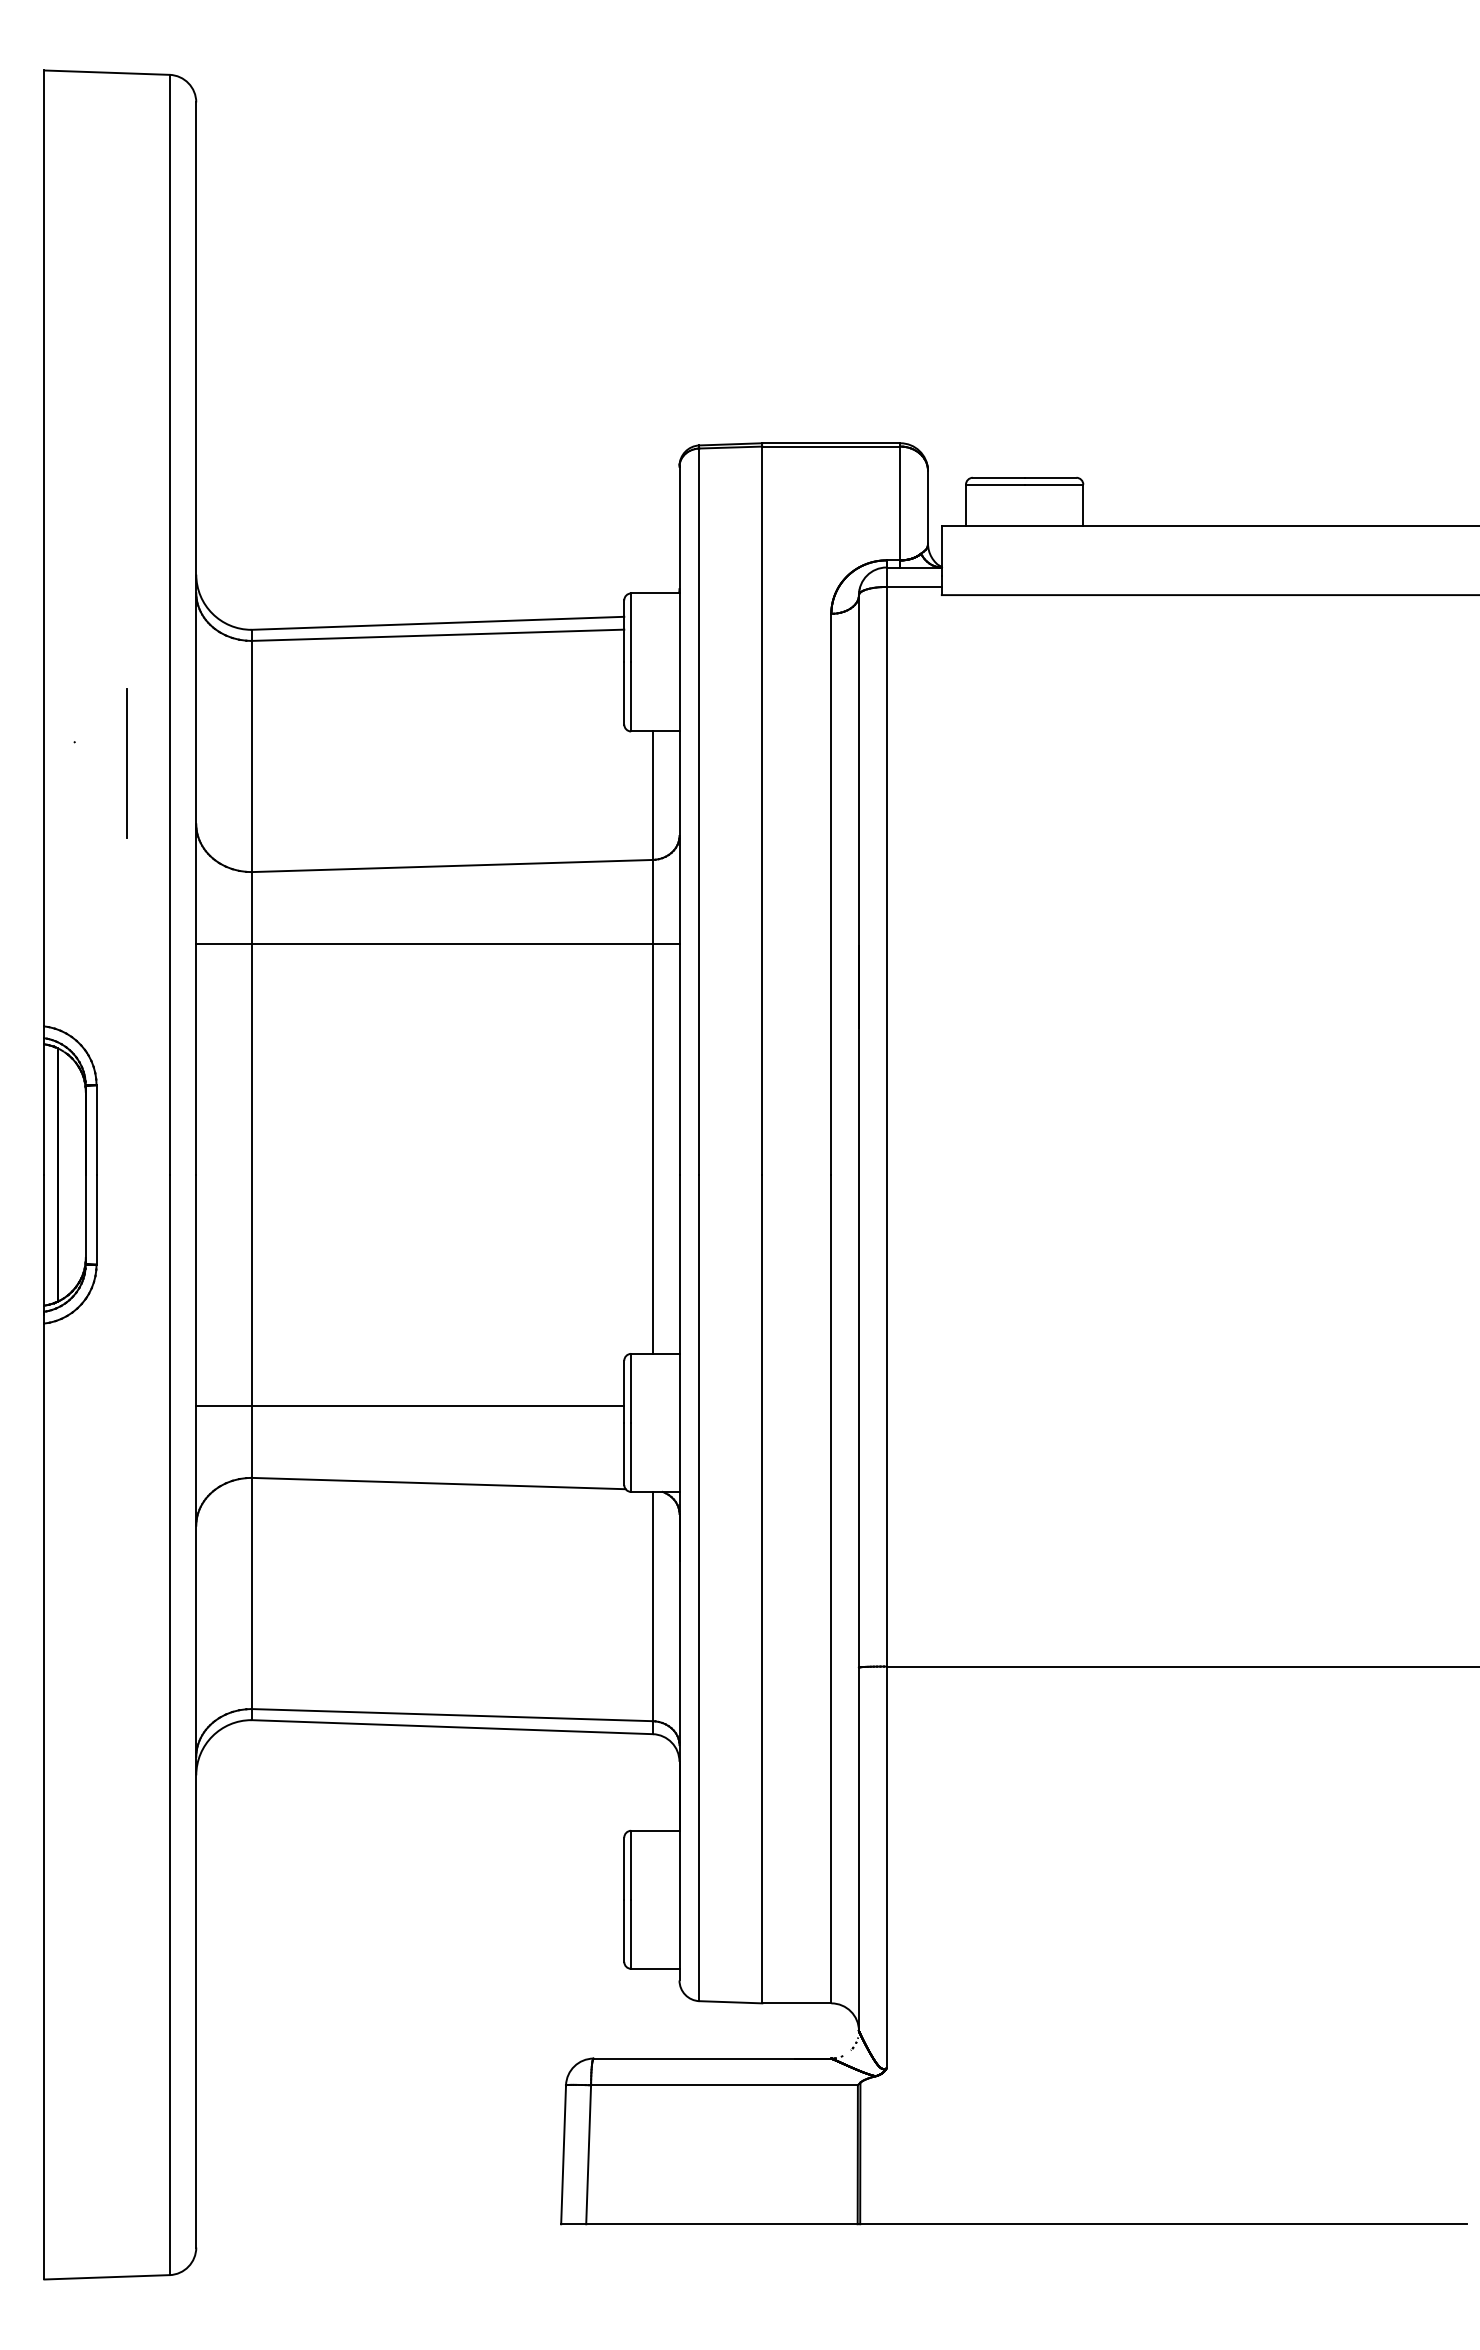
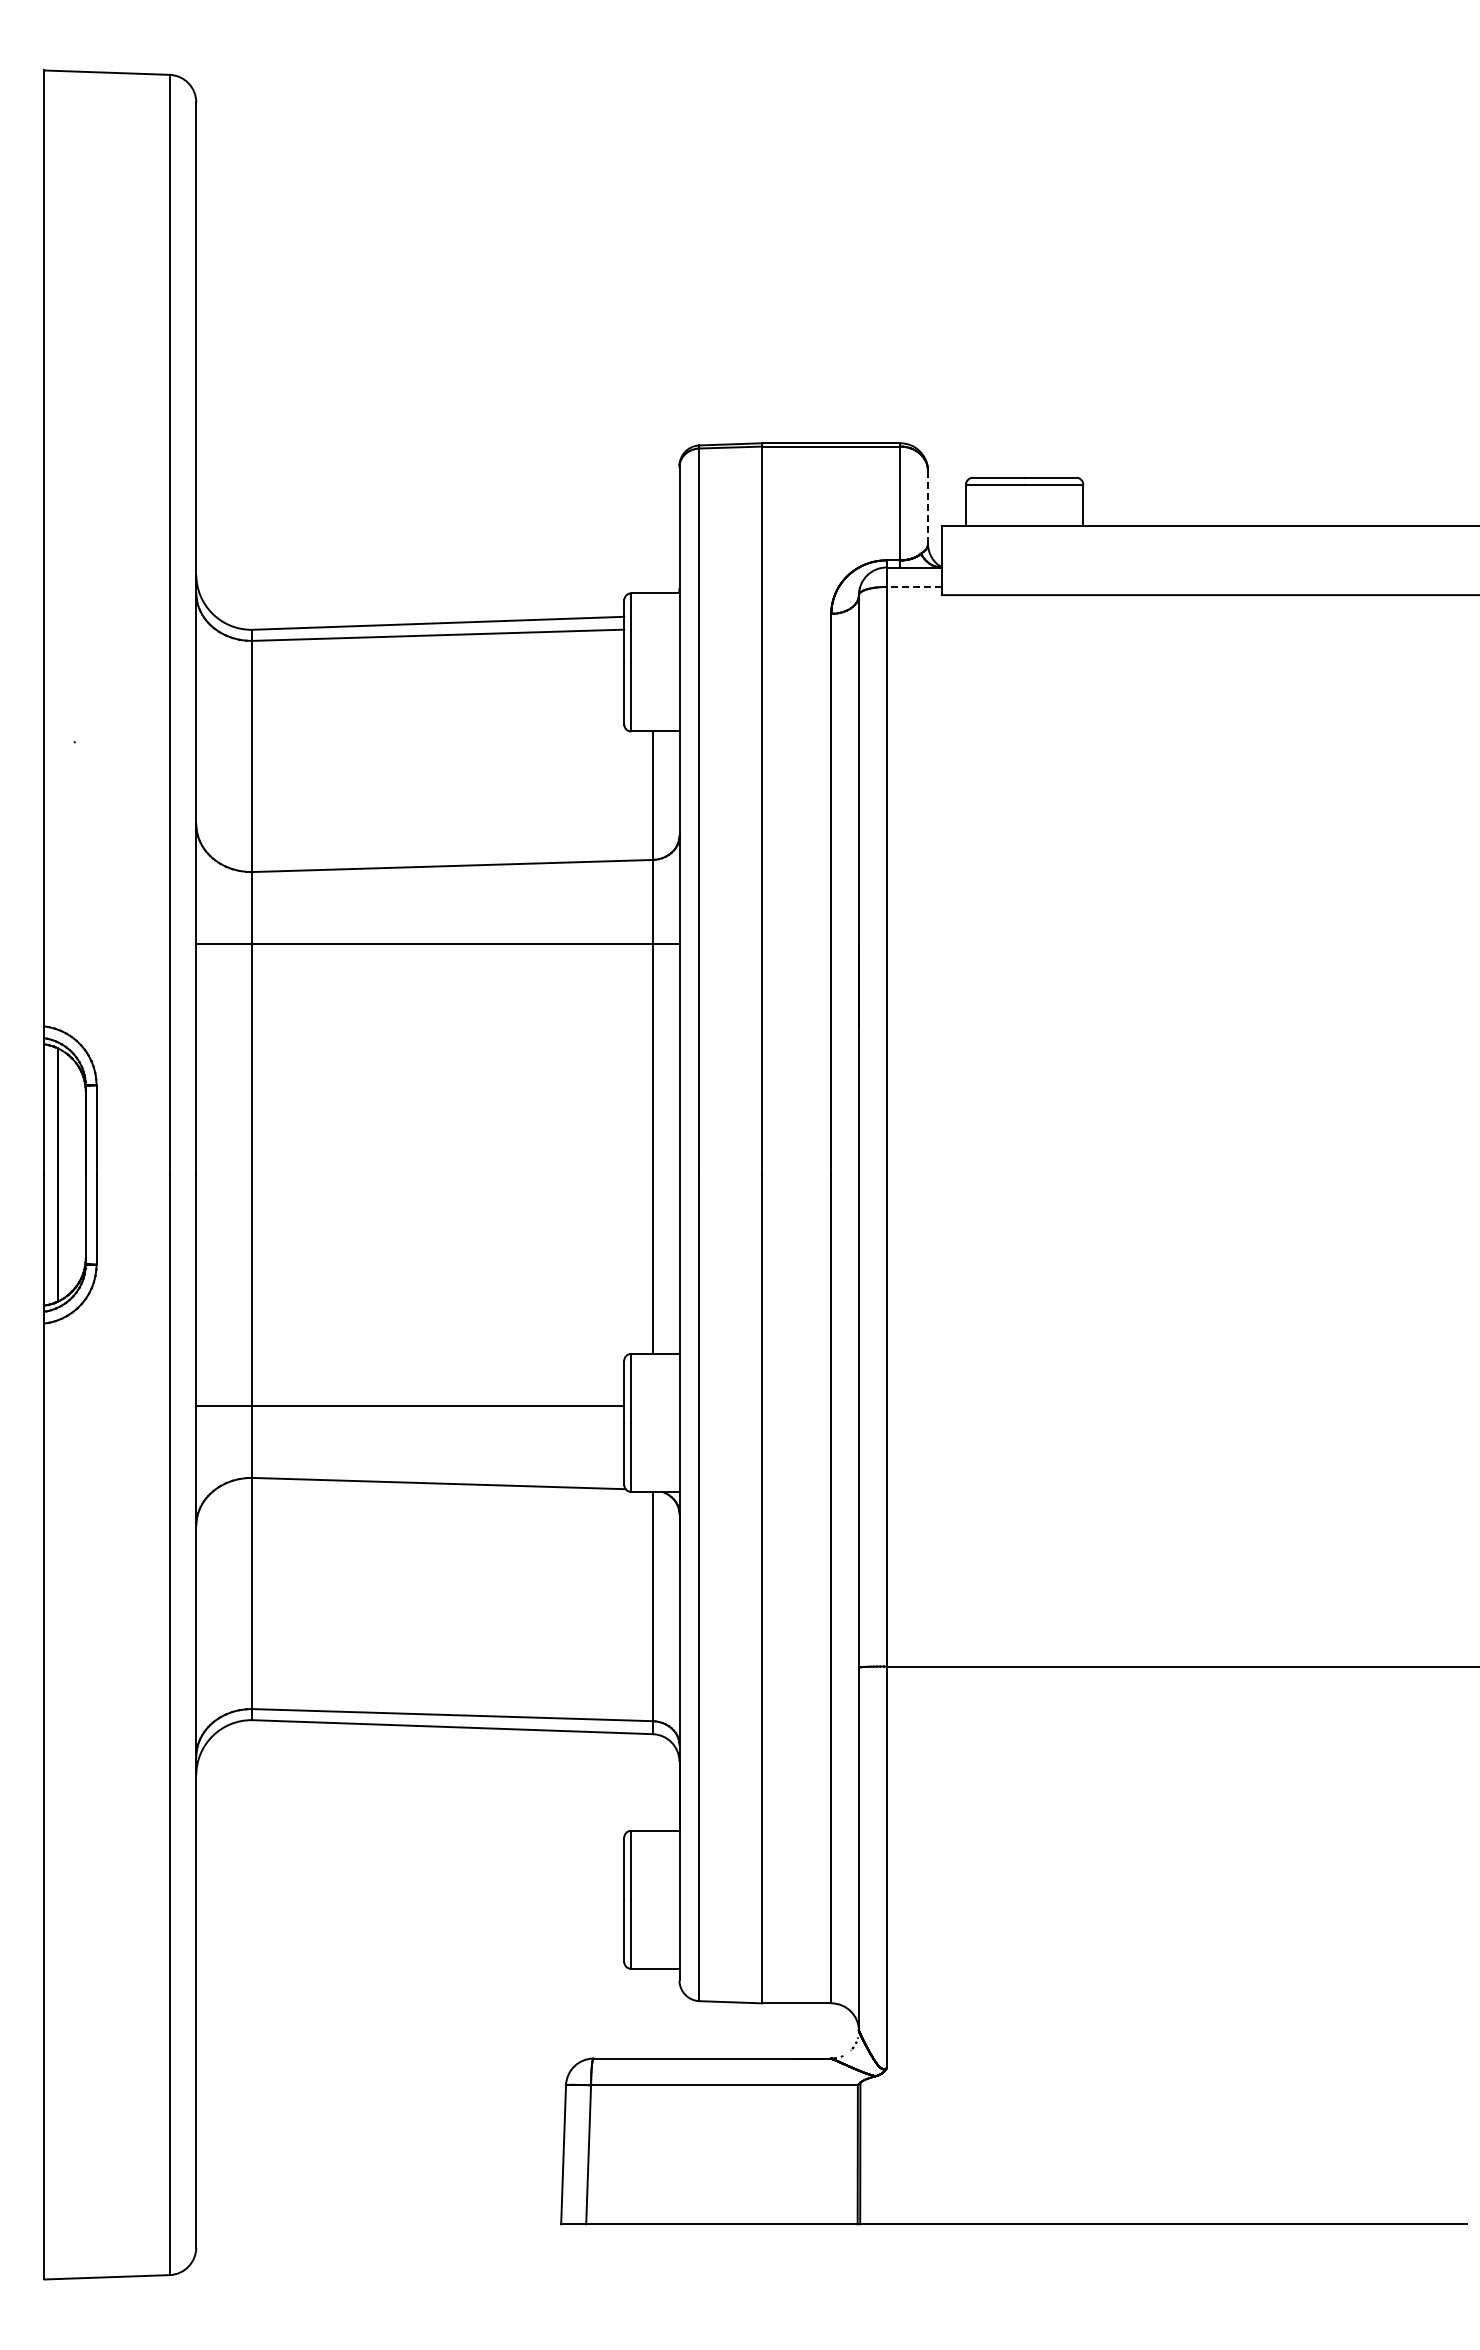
line: solid -> dashed (928, 507)
line: solid -> dashed (914, 586)
line: present -> none (126, 763)
